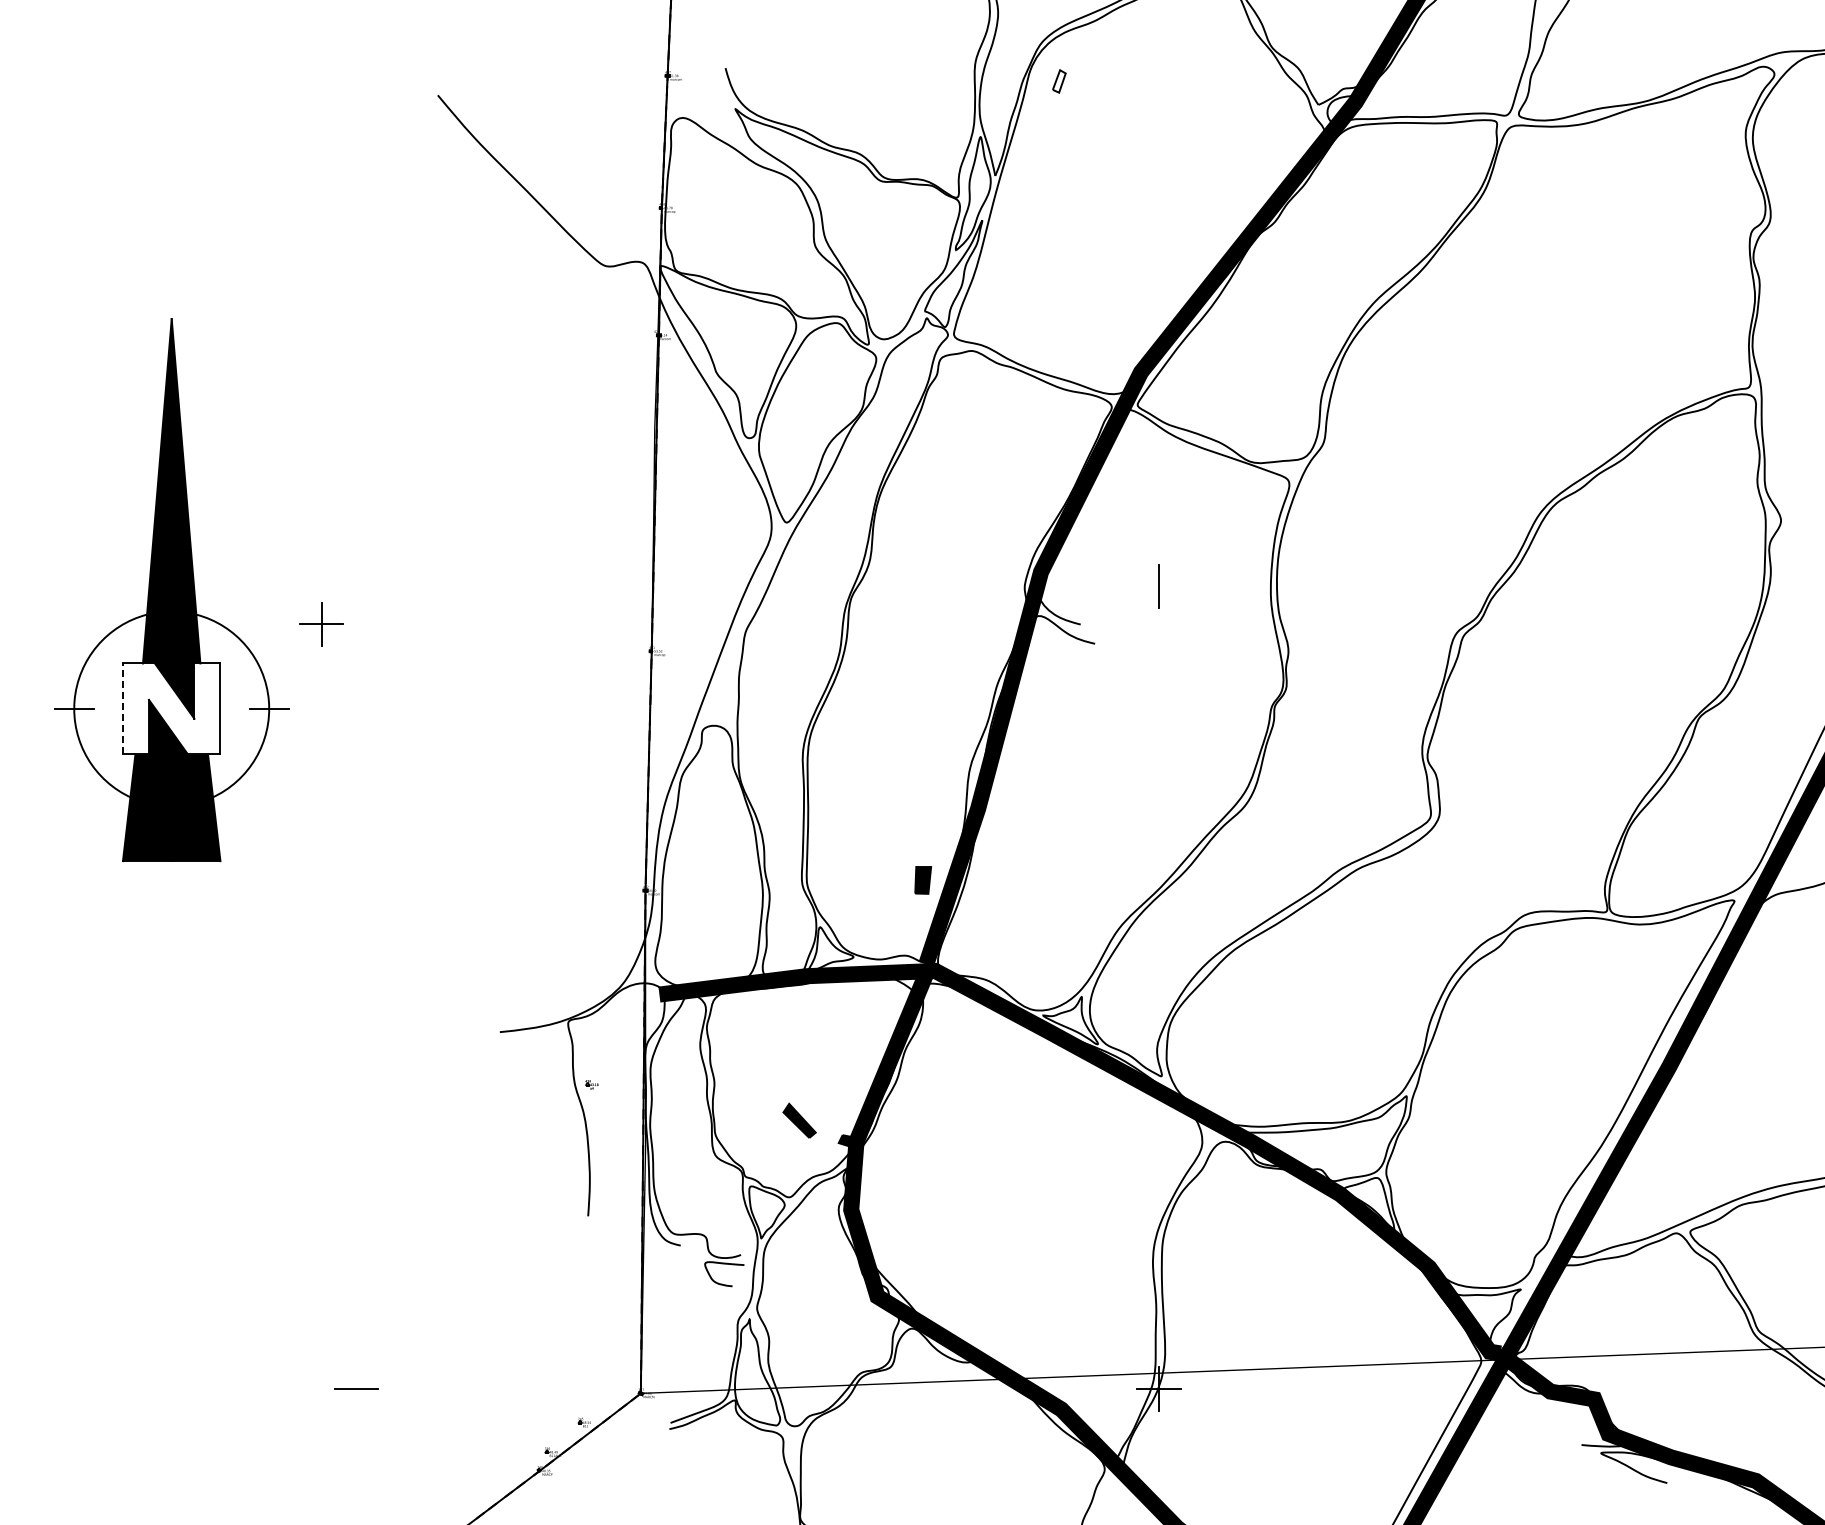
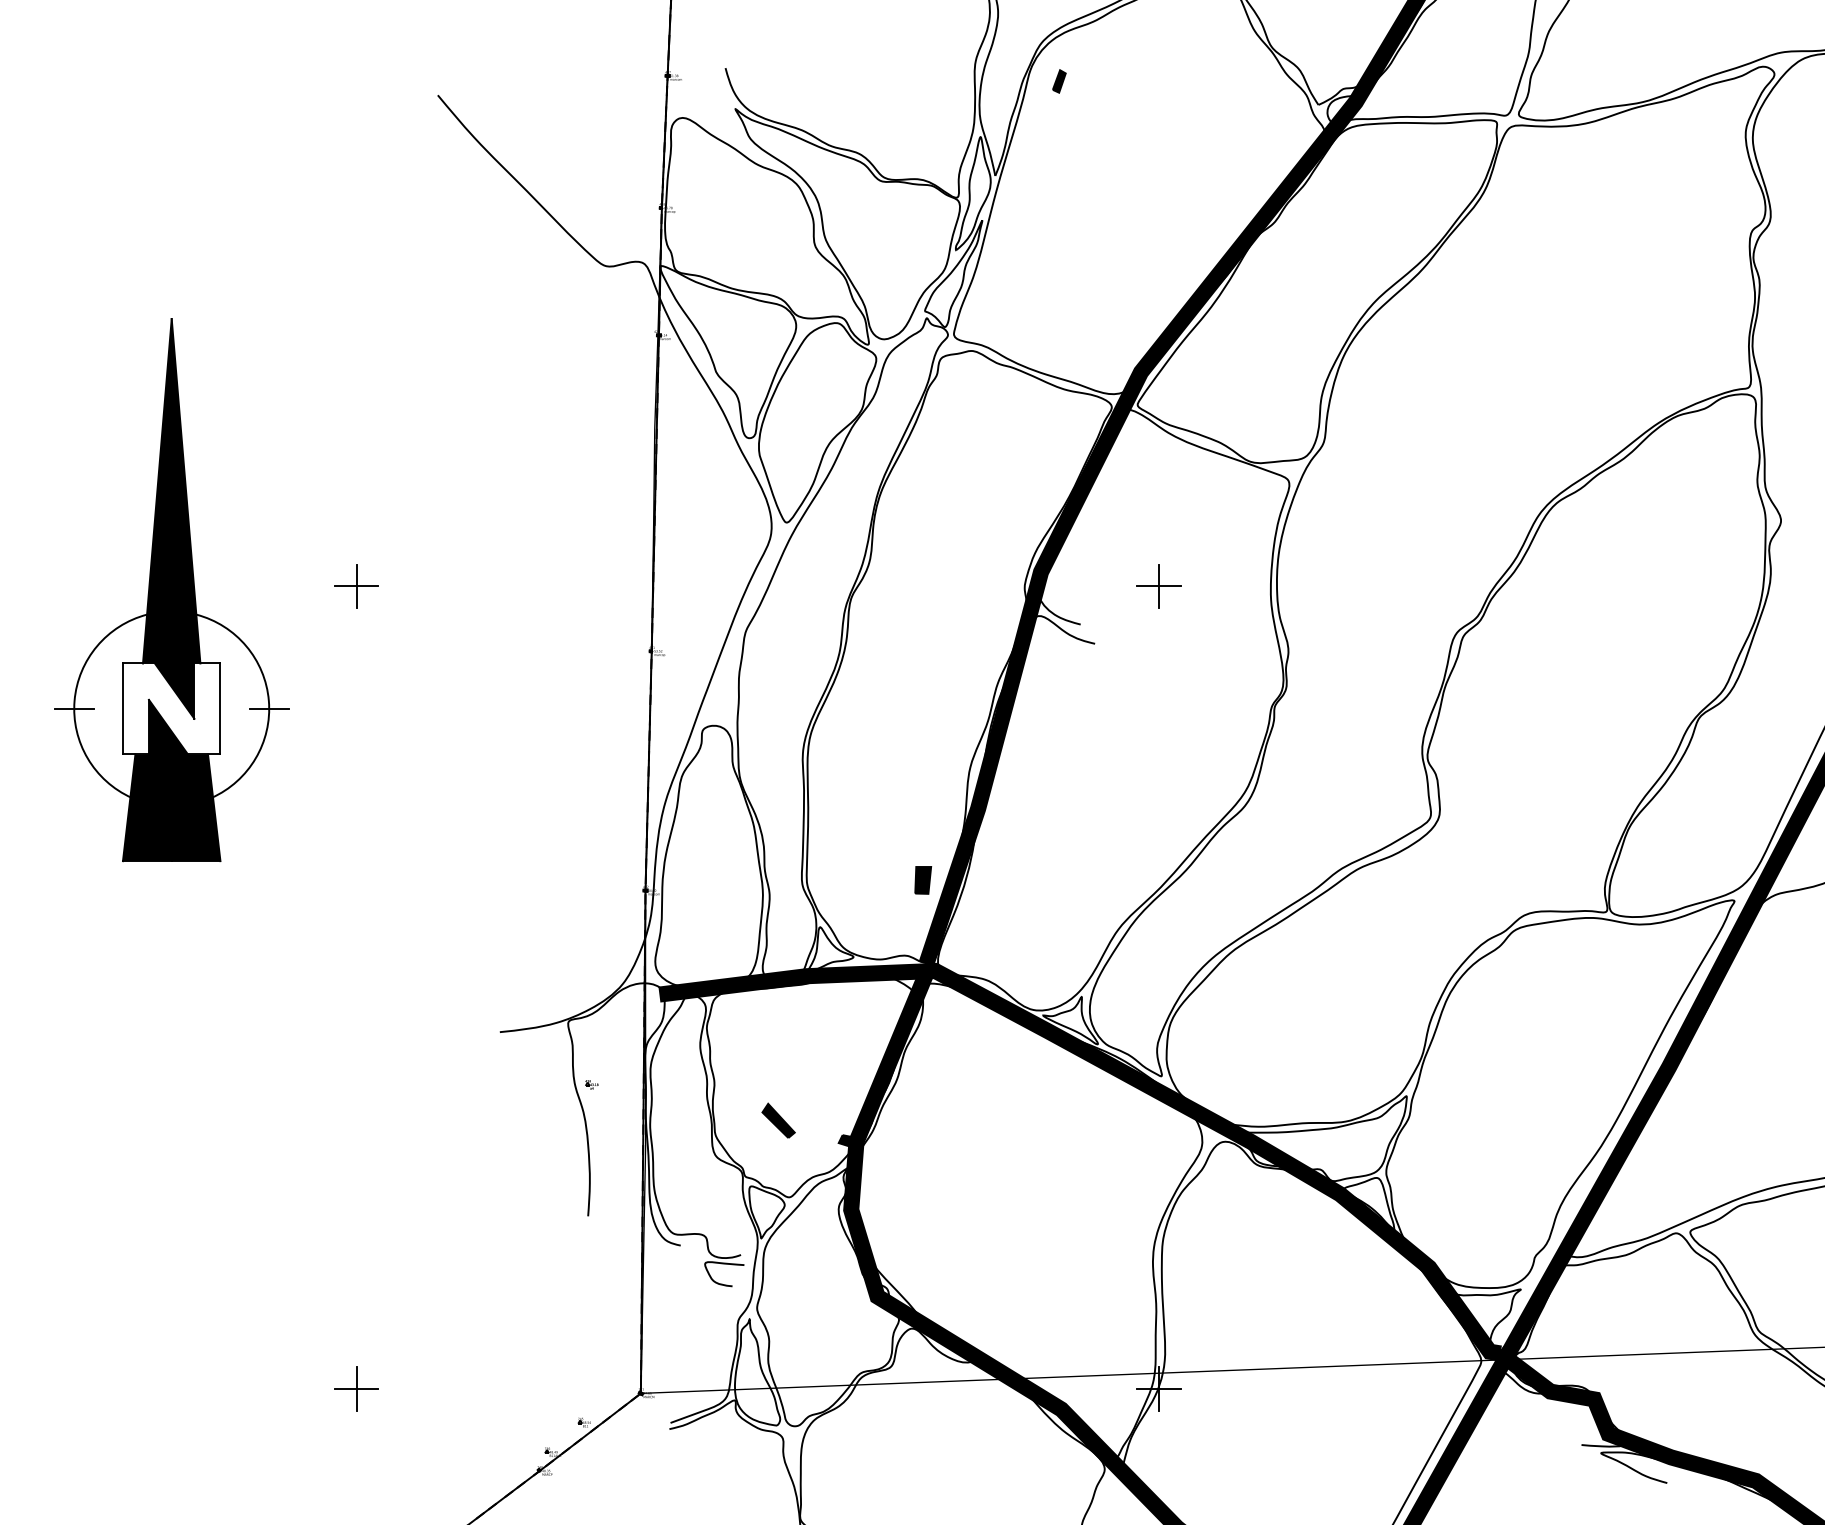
fill: none -> present (1058, 81)
line: none -> present (1158, 586)
part position: (321, 624) -> (356, 586) (356, 586)
line: dashed -> solid (122, 708)
part position: (799, 1120) -> (778, 1120) (778, 1120)
line: none -> present (356, 1388)
